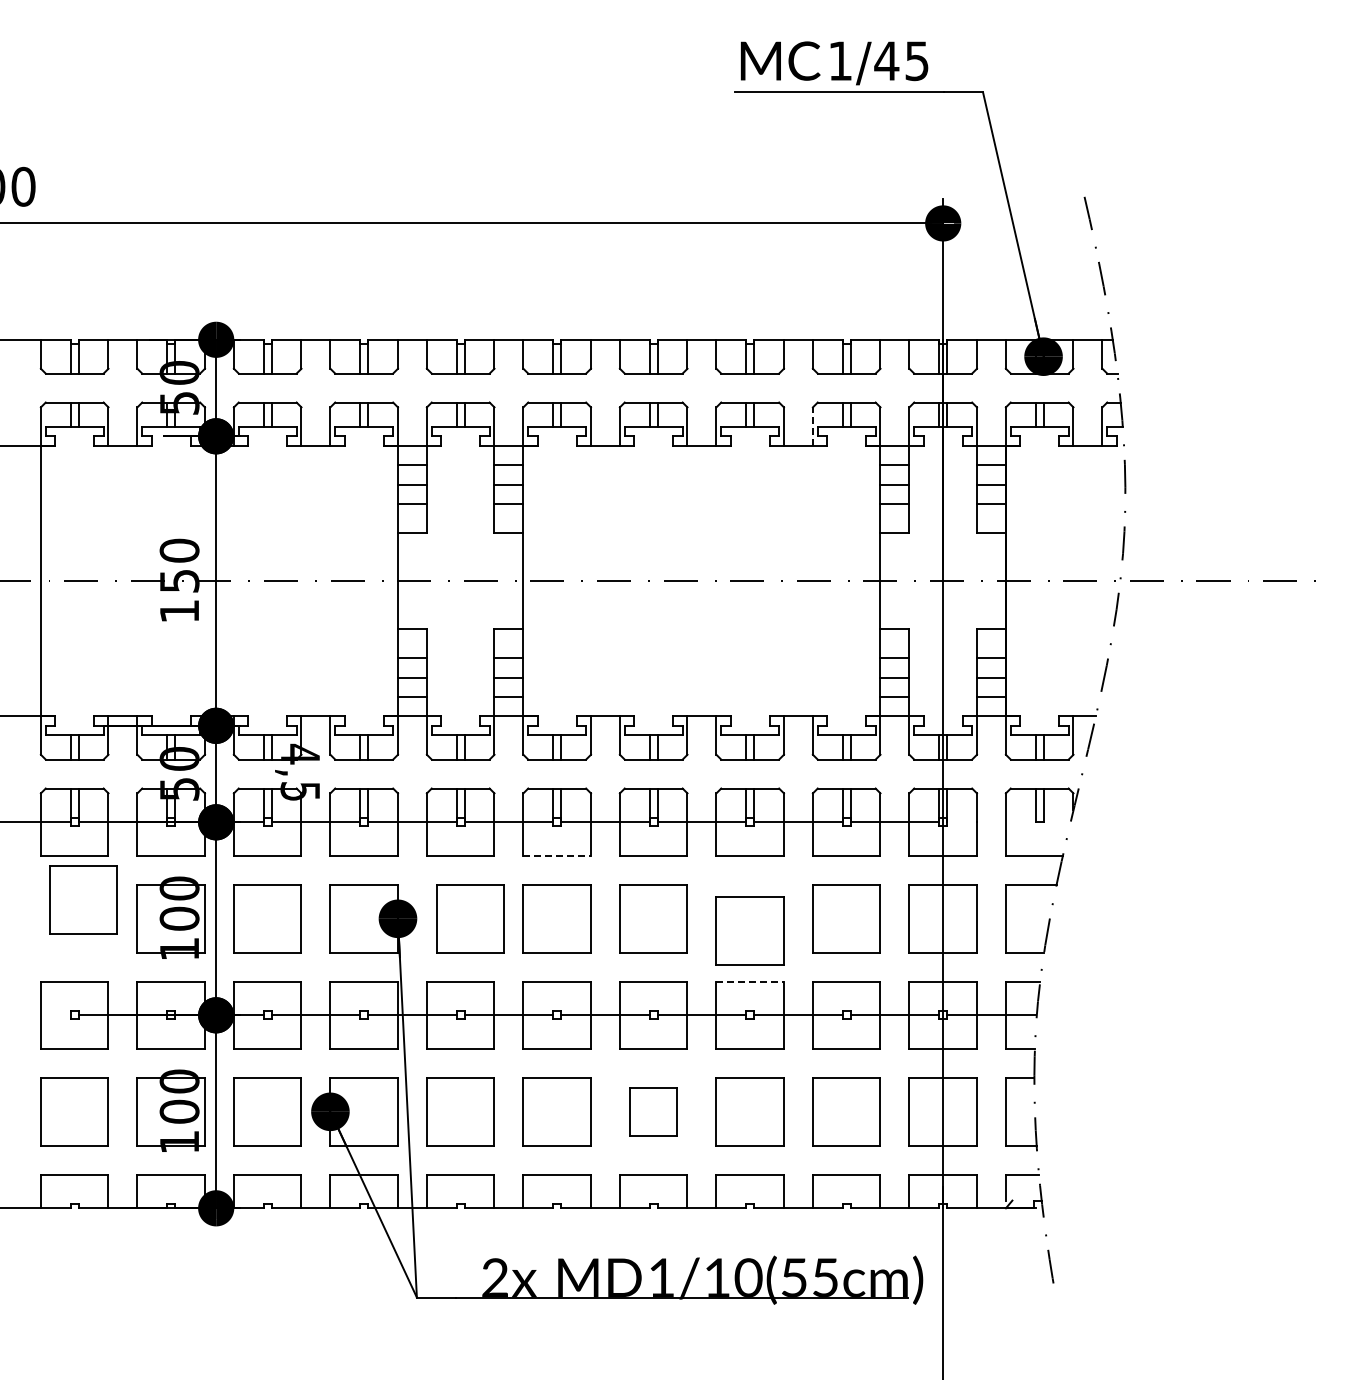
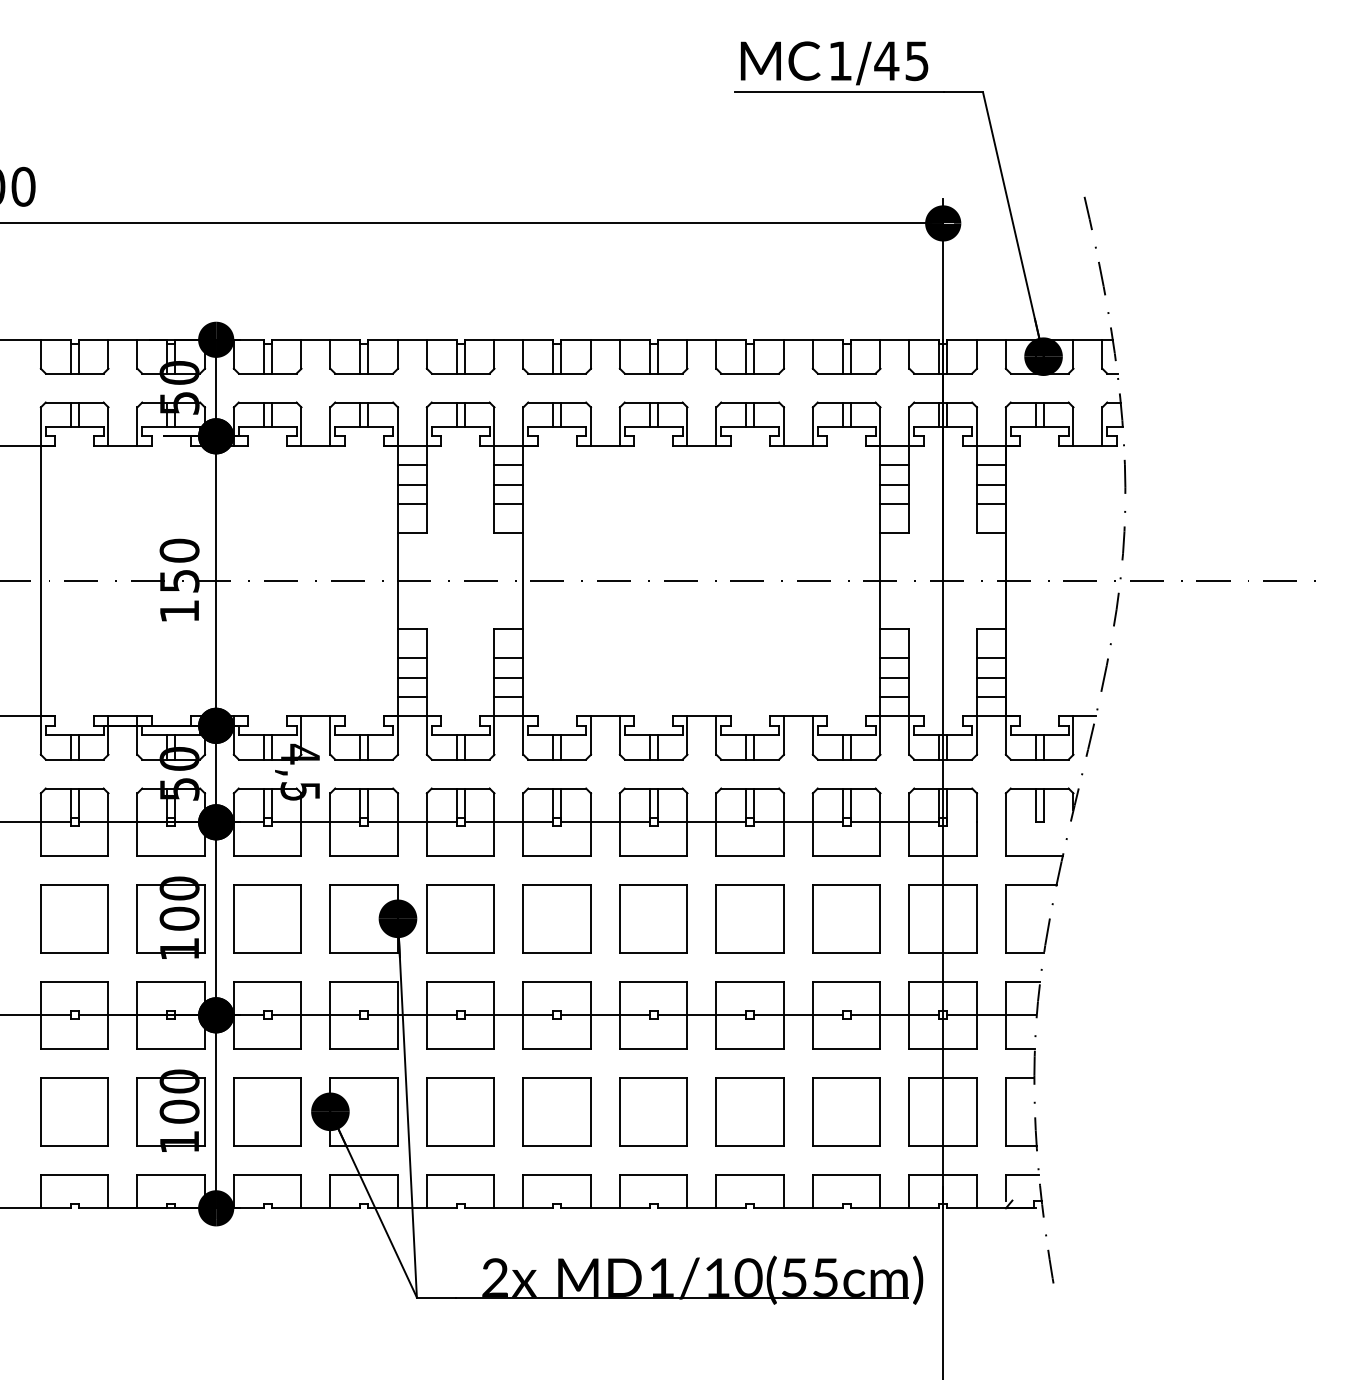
line: dashed -> solid (812, 426)
line: dashed -> solid (557, 856)
part position: (83, 899) -> (74, 918) (74, 918)
part position: (470, 918) -> (460, 918) (460, 918)
part position: (749, 930) -> (749, 918) (749, 918)
line: dashed -> solid (750, 981)
line: none -> present (36, 1015)
part size: 49x50 px -> 69x70 px (653, 1111)
